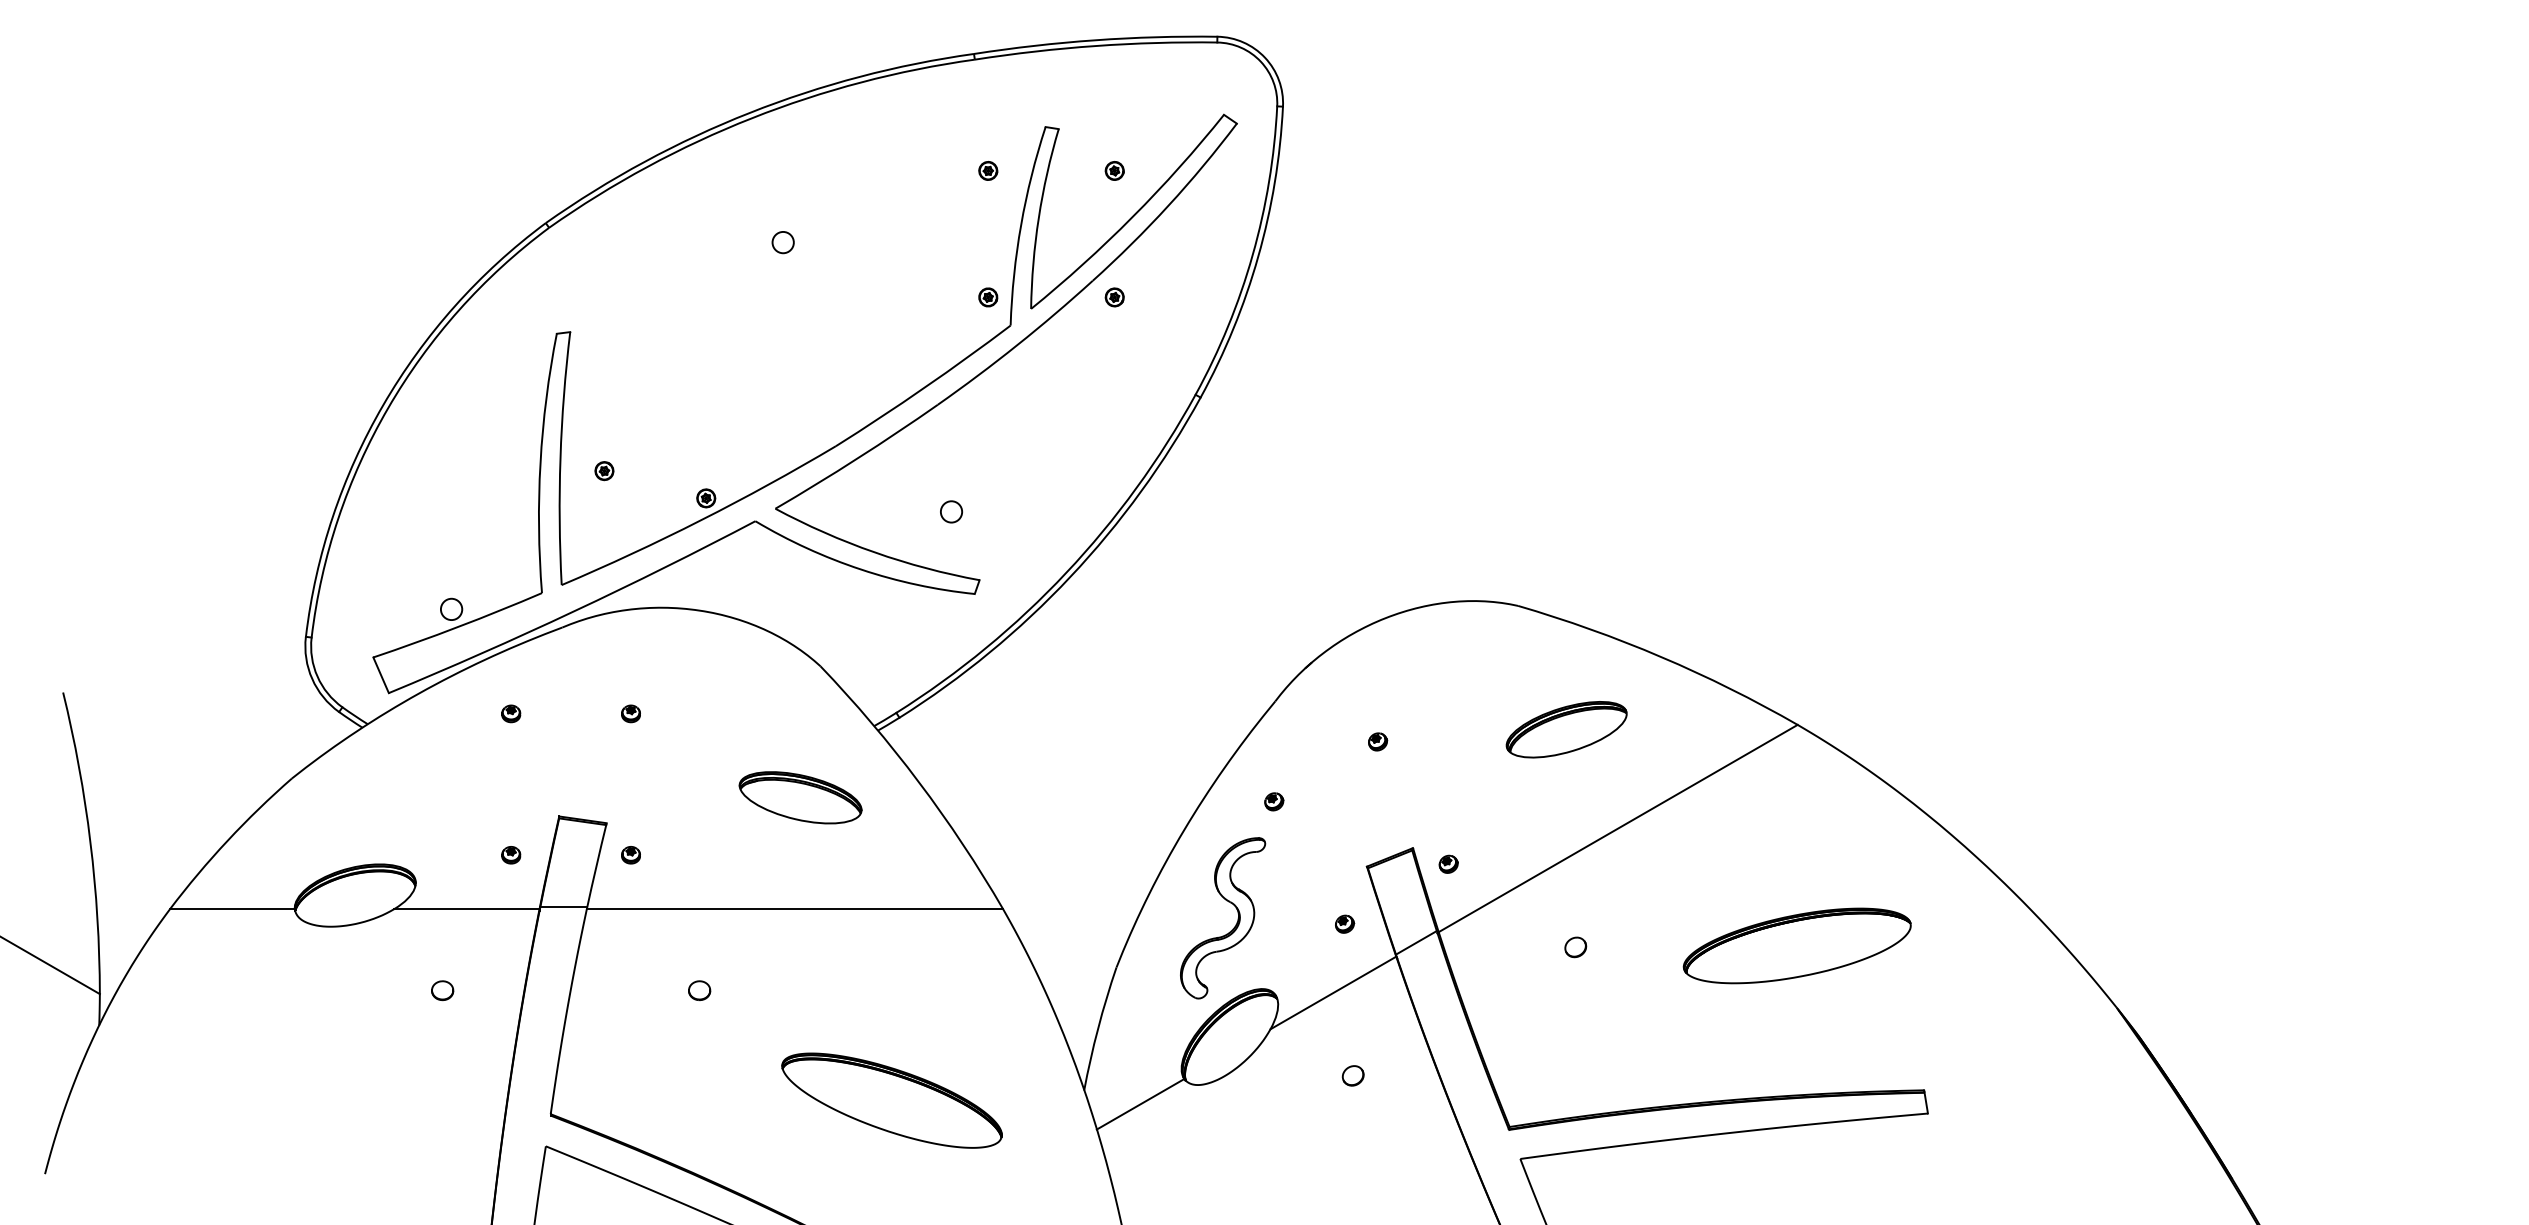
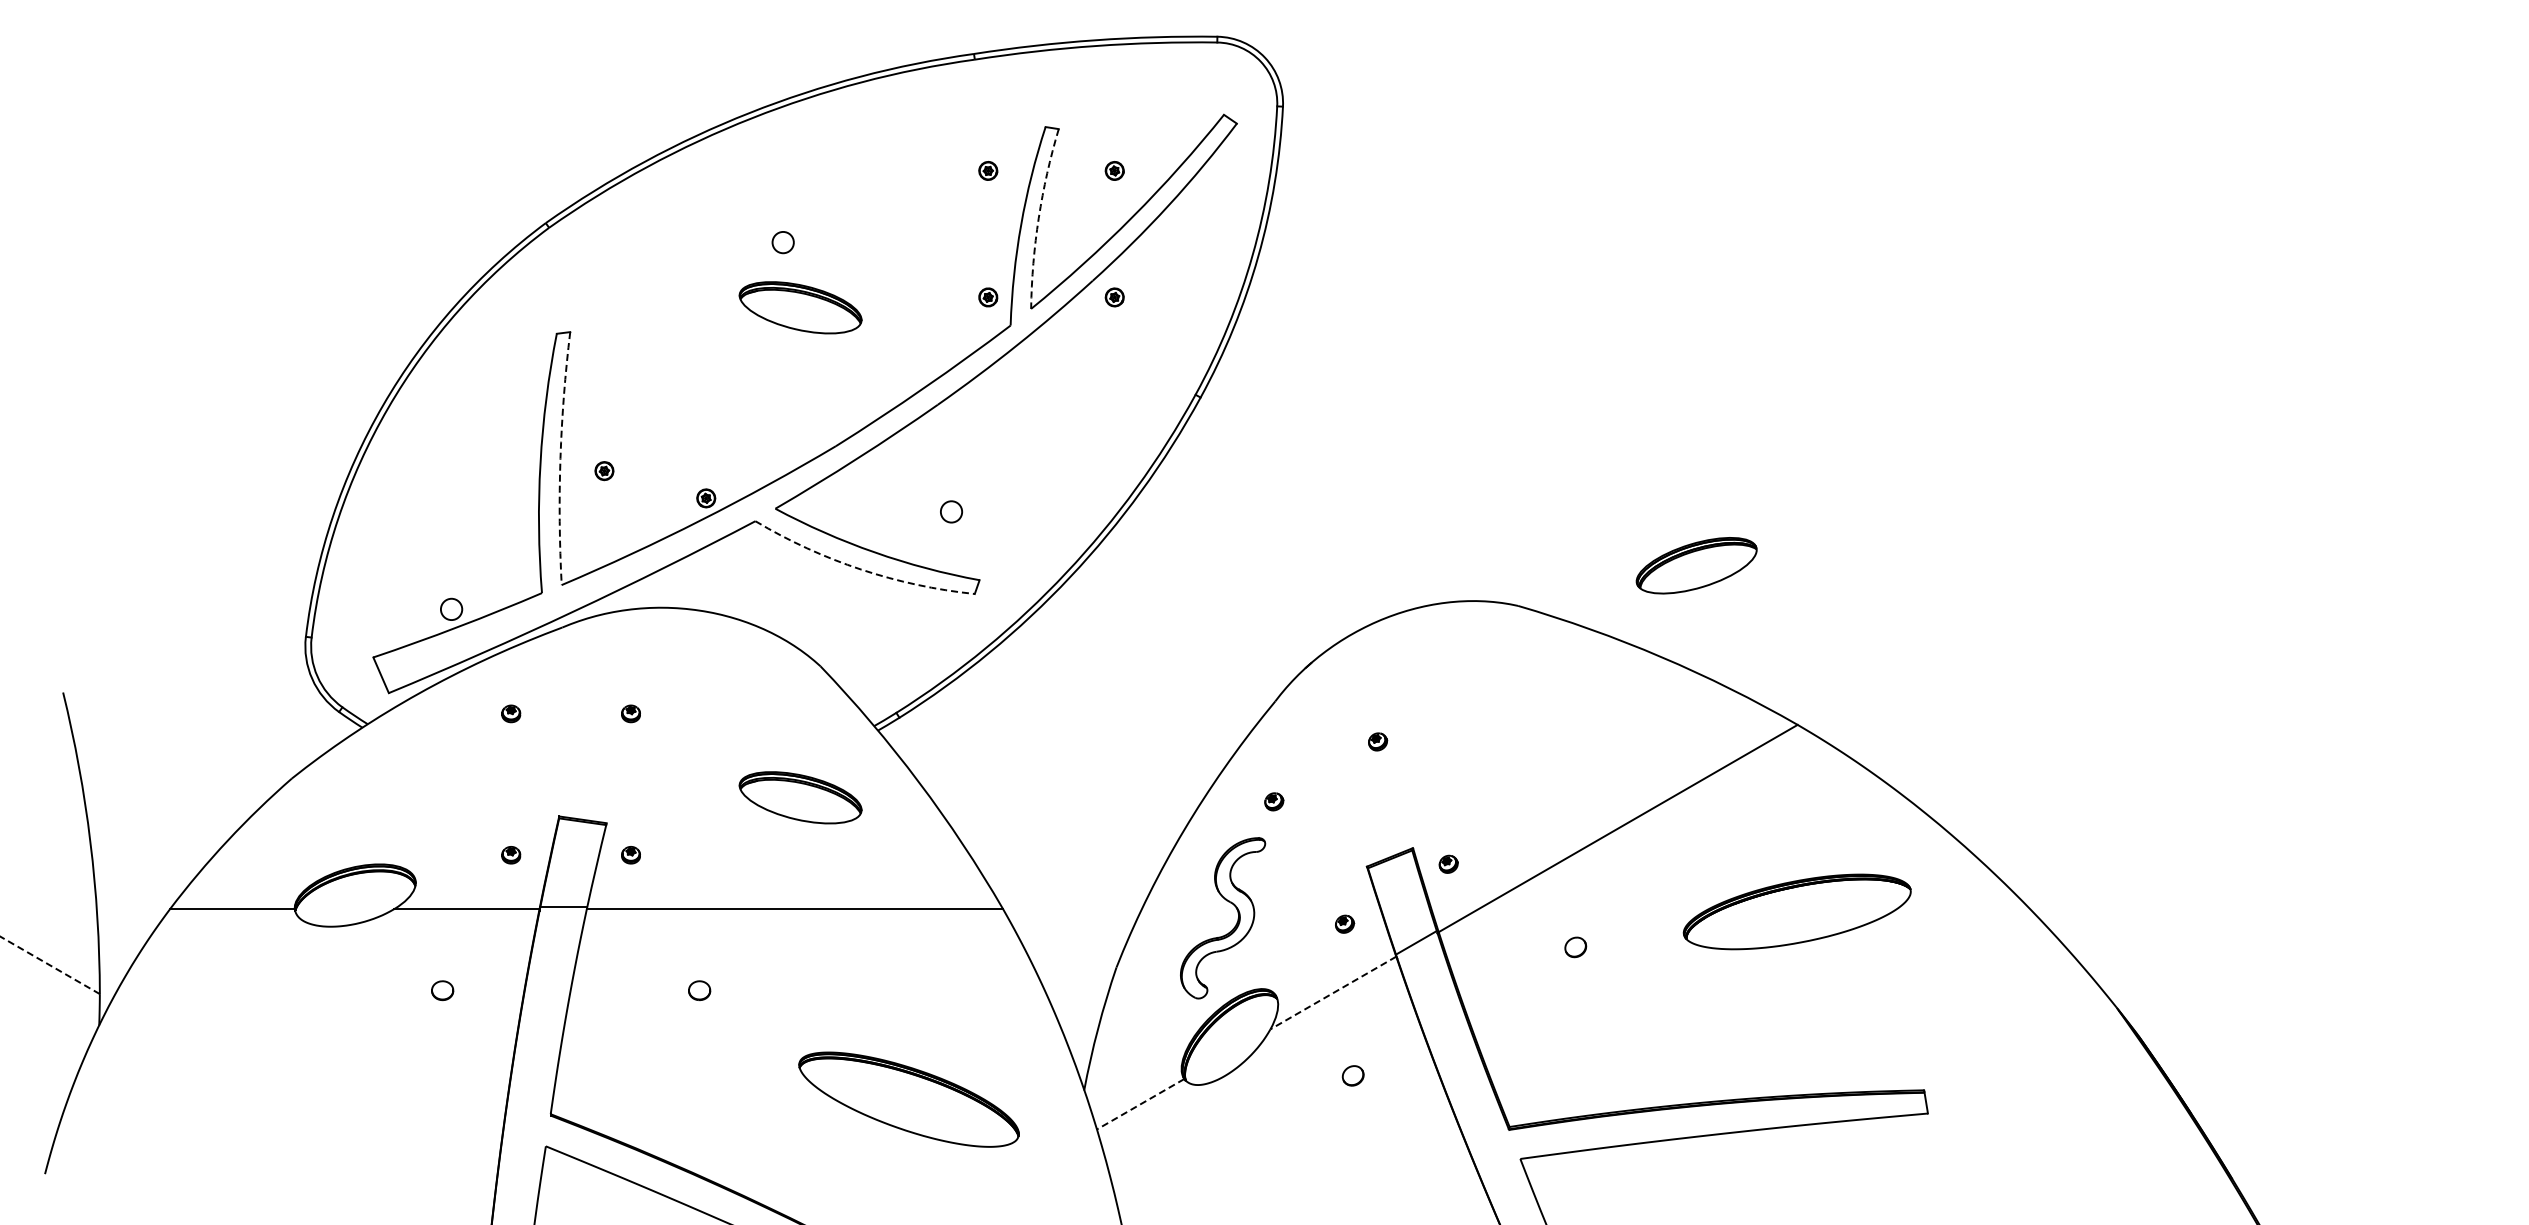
arc: solid -> dashed (1038, 218)
part: none -> present (800, 307)
arc: solid -> dashed (560, 458)
arc: solid -> dashed (861, 569)
part position: (1566, 729) -> (1696, 565) (1696, 565)
part position: (1796, 945) -> (1796, 911) (1796, 911)
line: solid -> dashed (49, 965)
line: solid -> dashed (1333, 992)
part position: (891, 1100) -> (908, 1099) (908, 1099)
line: solid -> dashed (1140, 1104)
